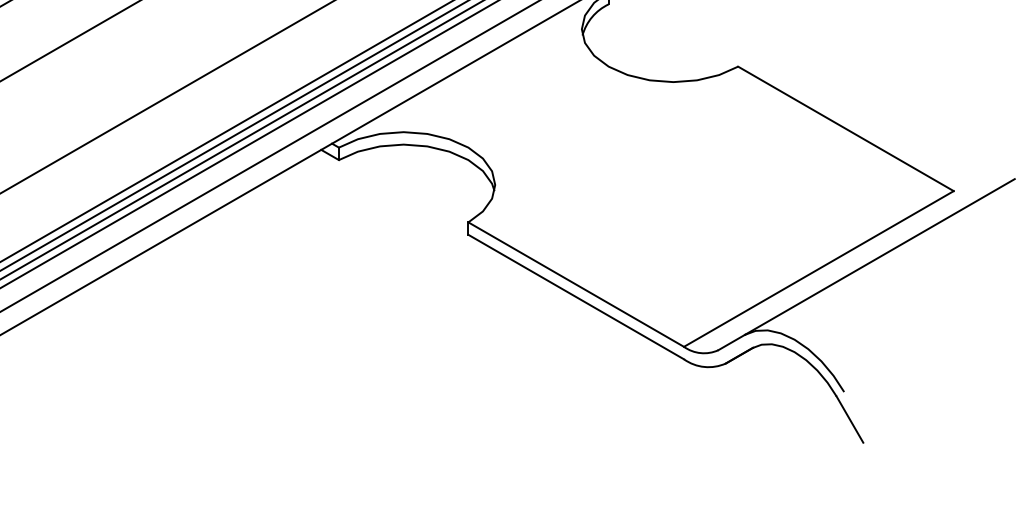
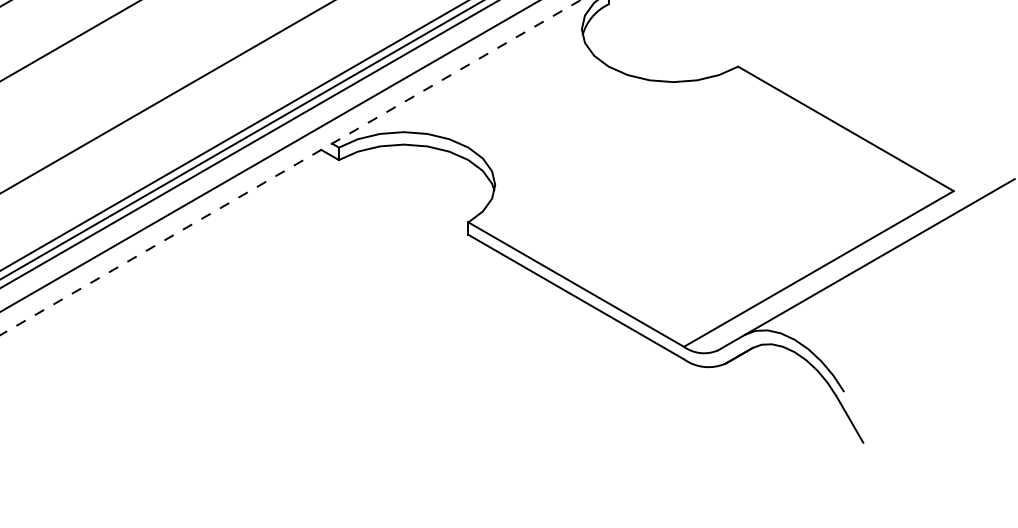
line: present -> none (226, 131)
line: solid -> dashed (290, 167)
